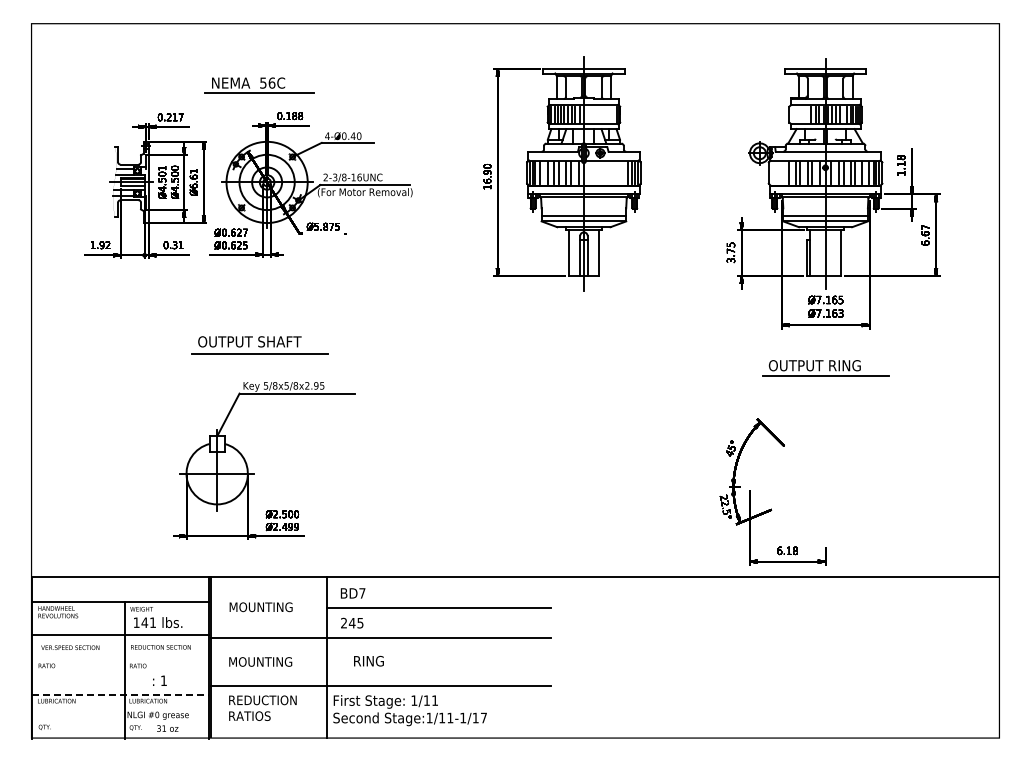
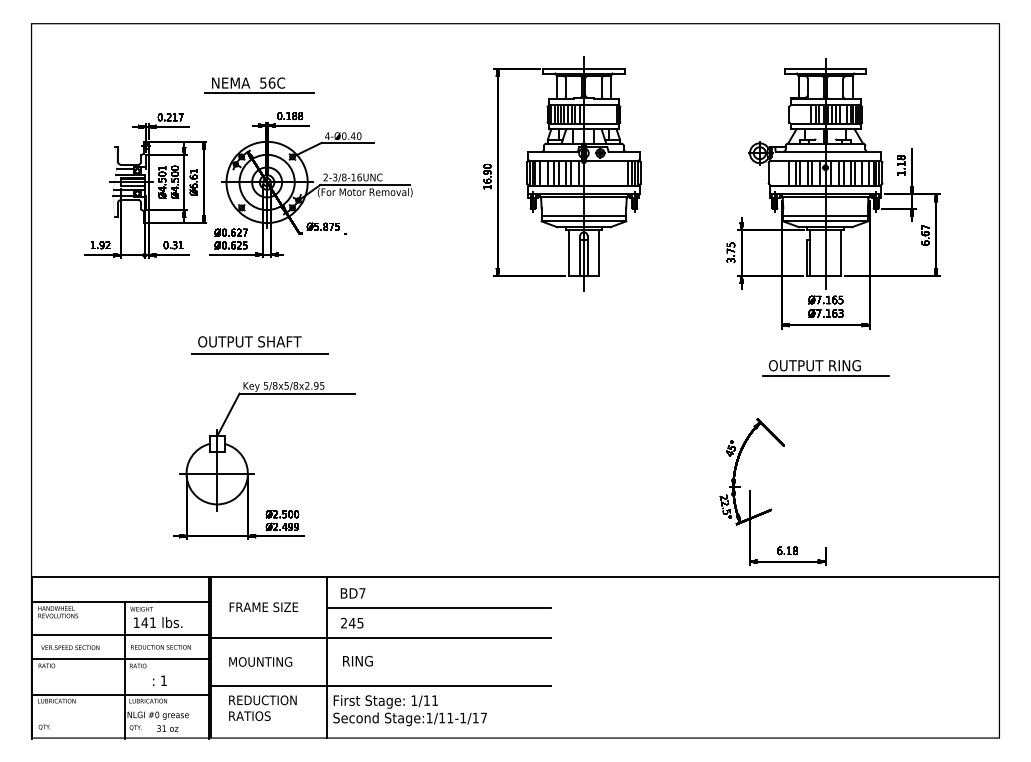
text: MOUNTING -> FRAME SIZE (264, 607)
line: none -> present (119, 659)
text position: (368, 660) -> (357, 660) (357, 660)
line: dashed -> solid (120, 694)
